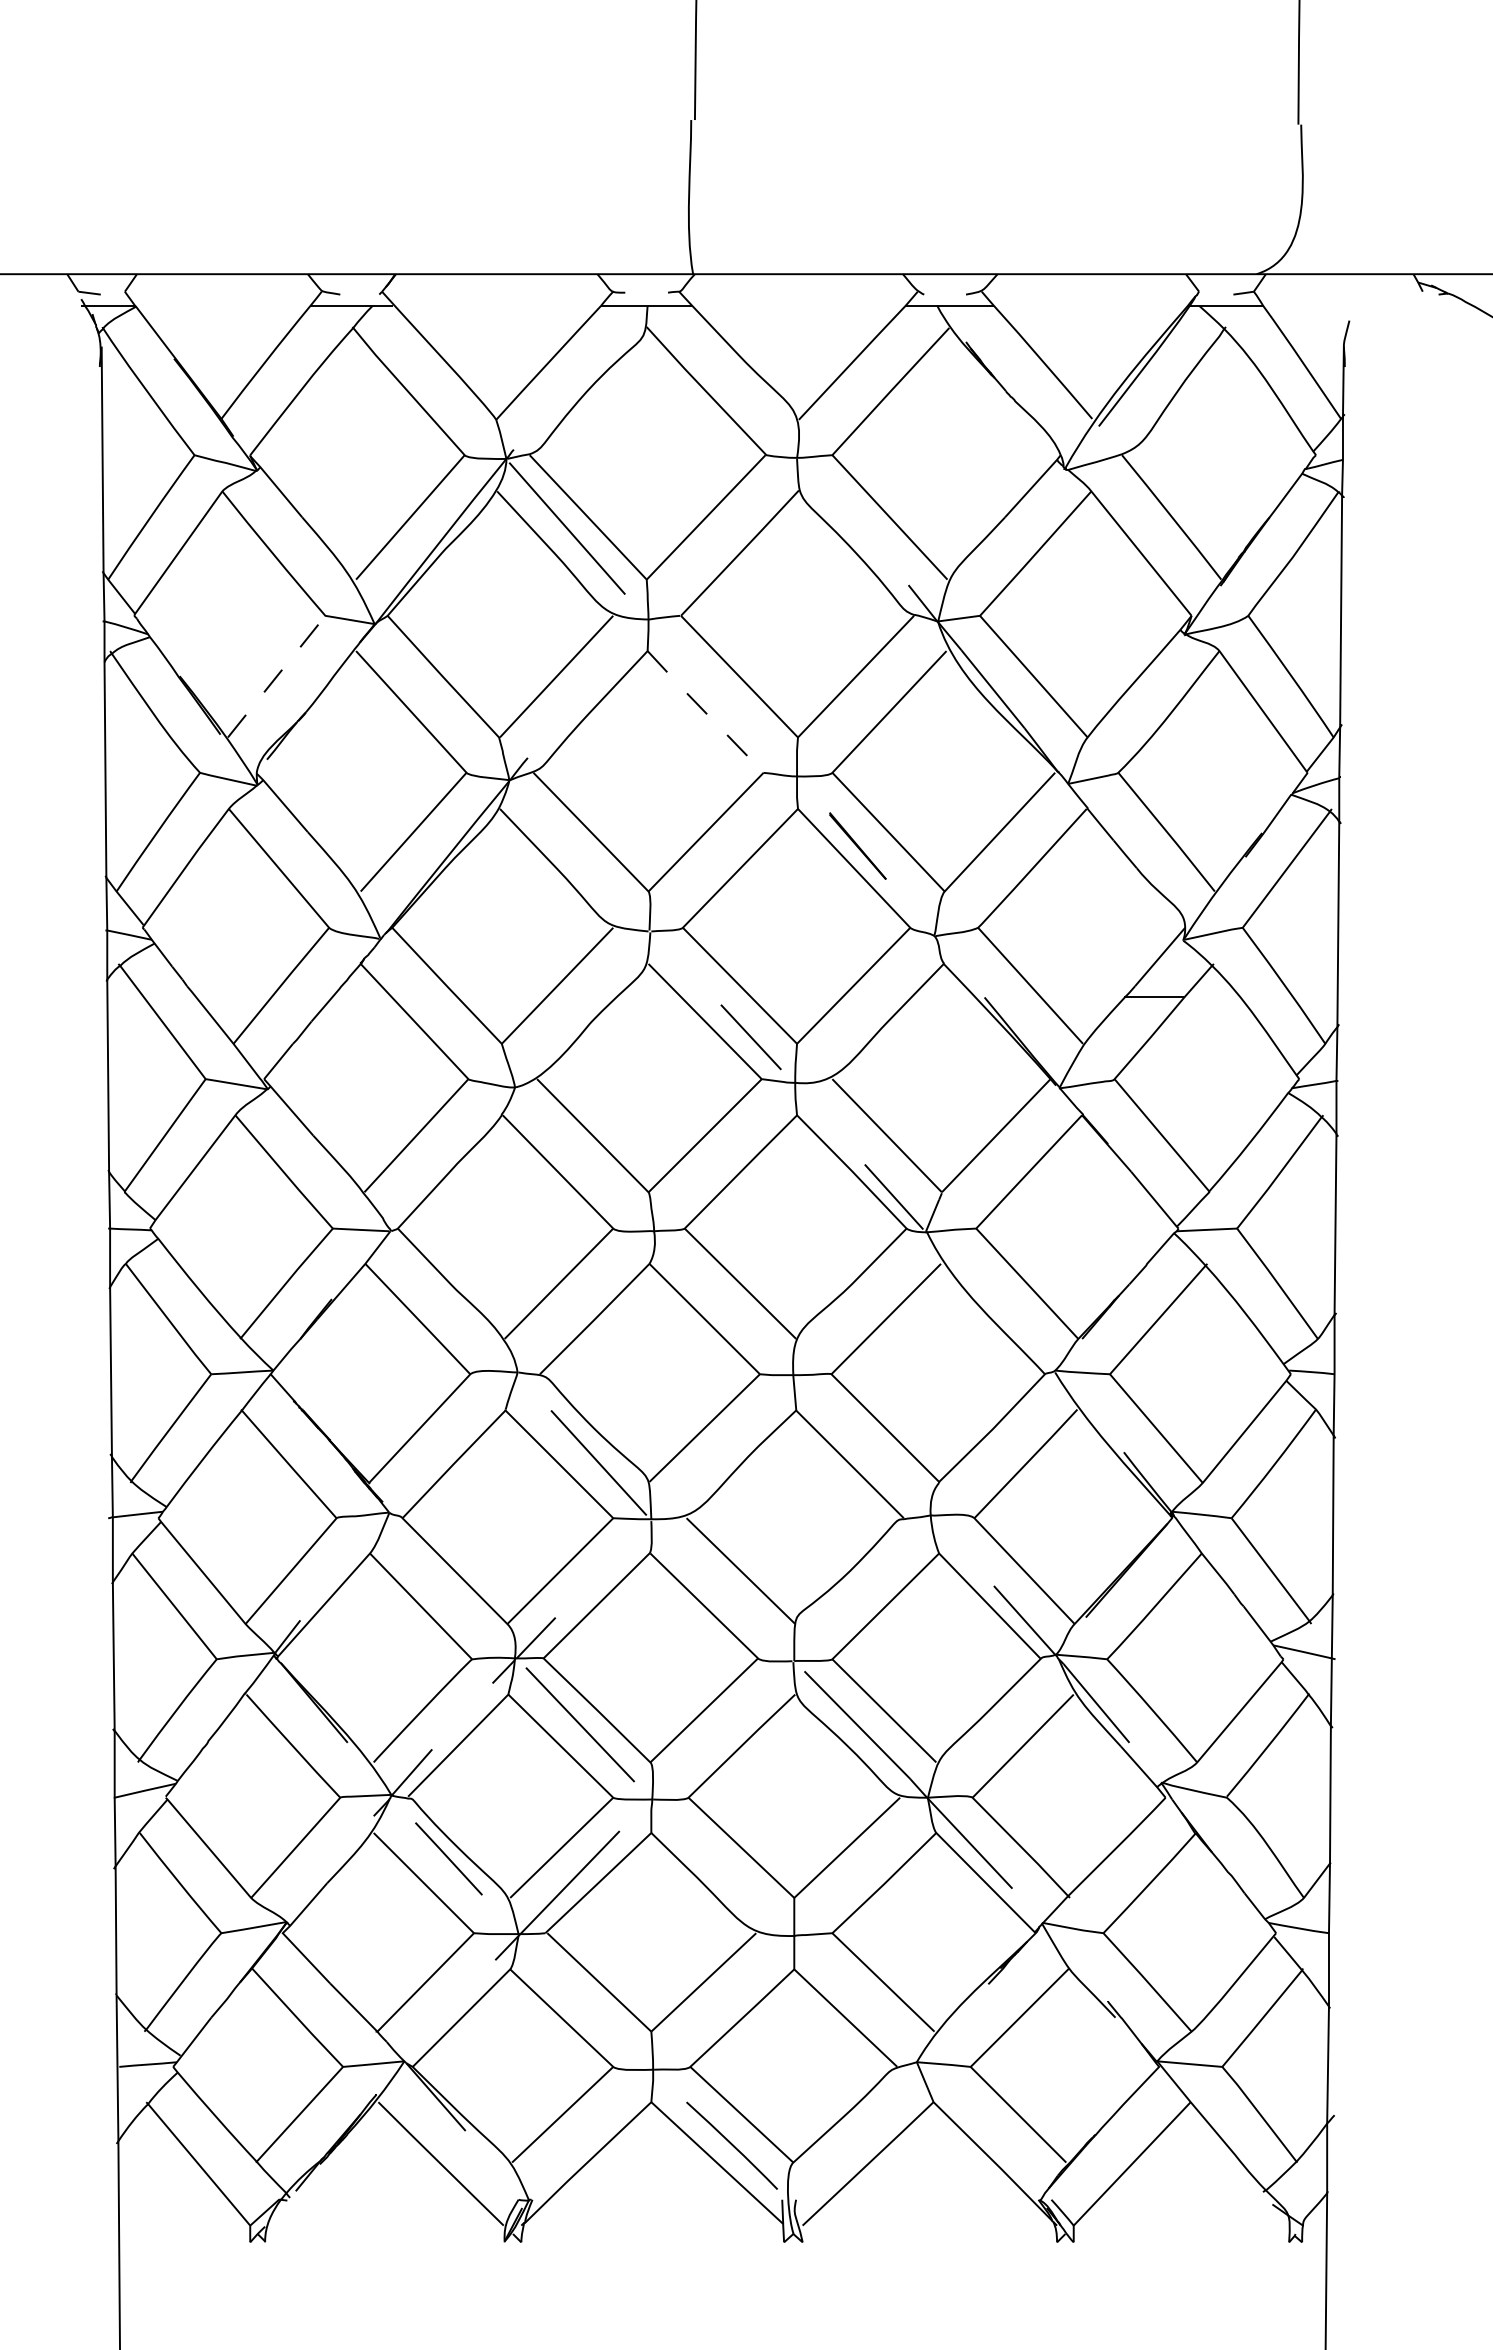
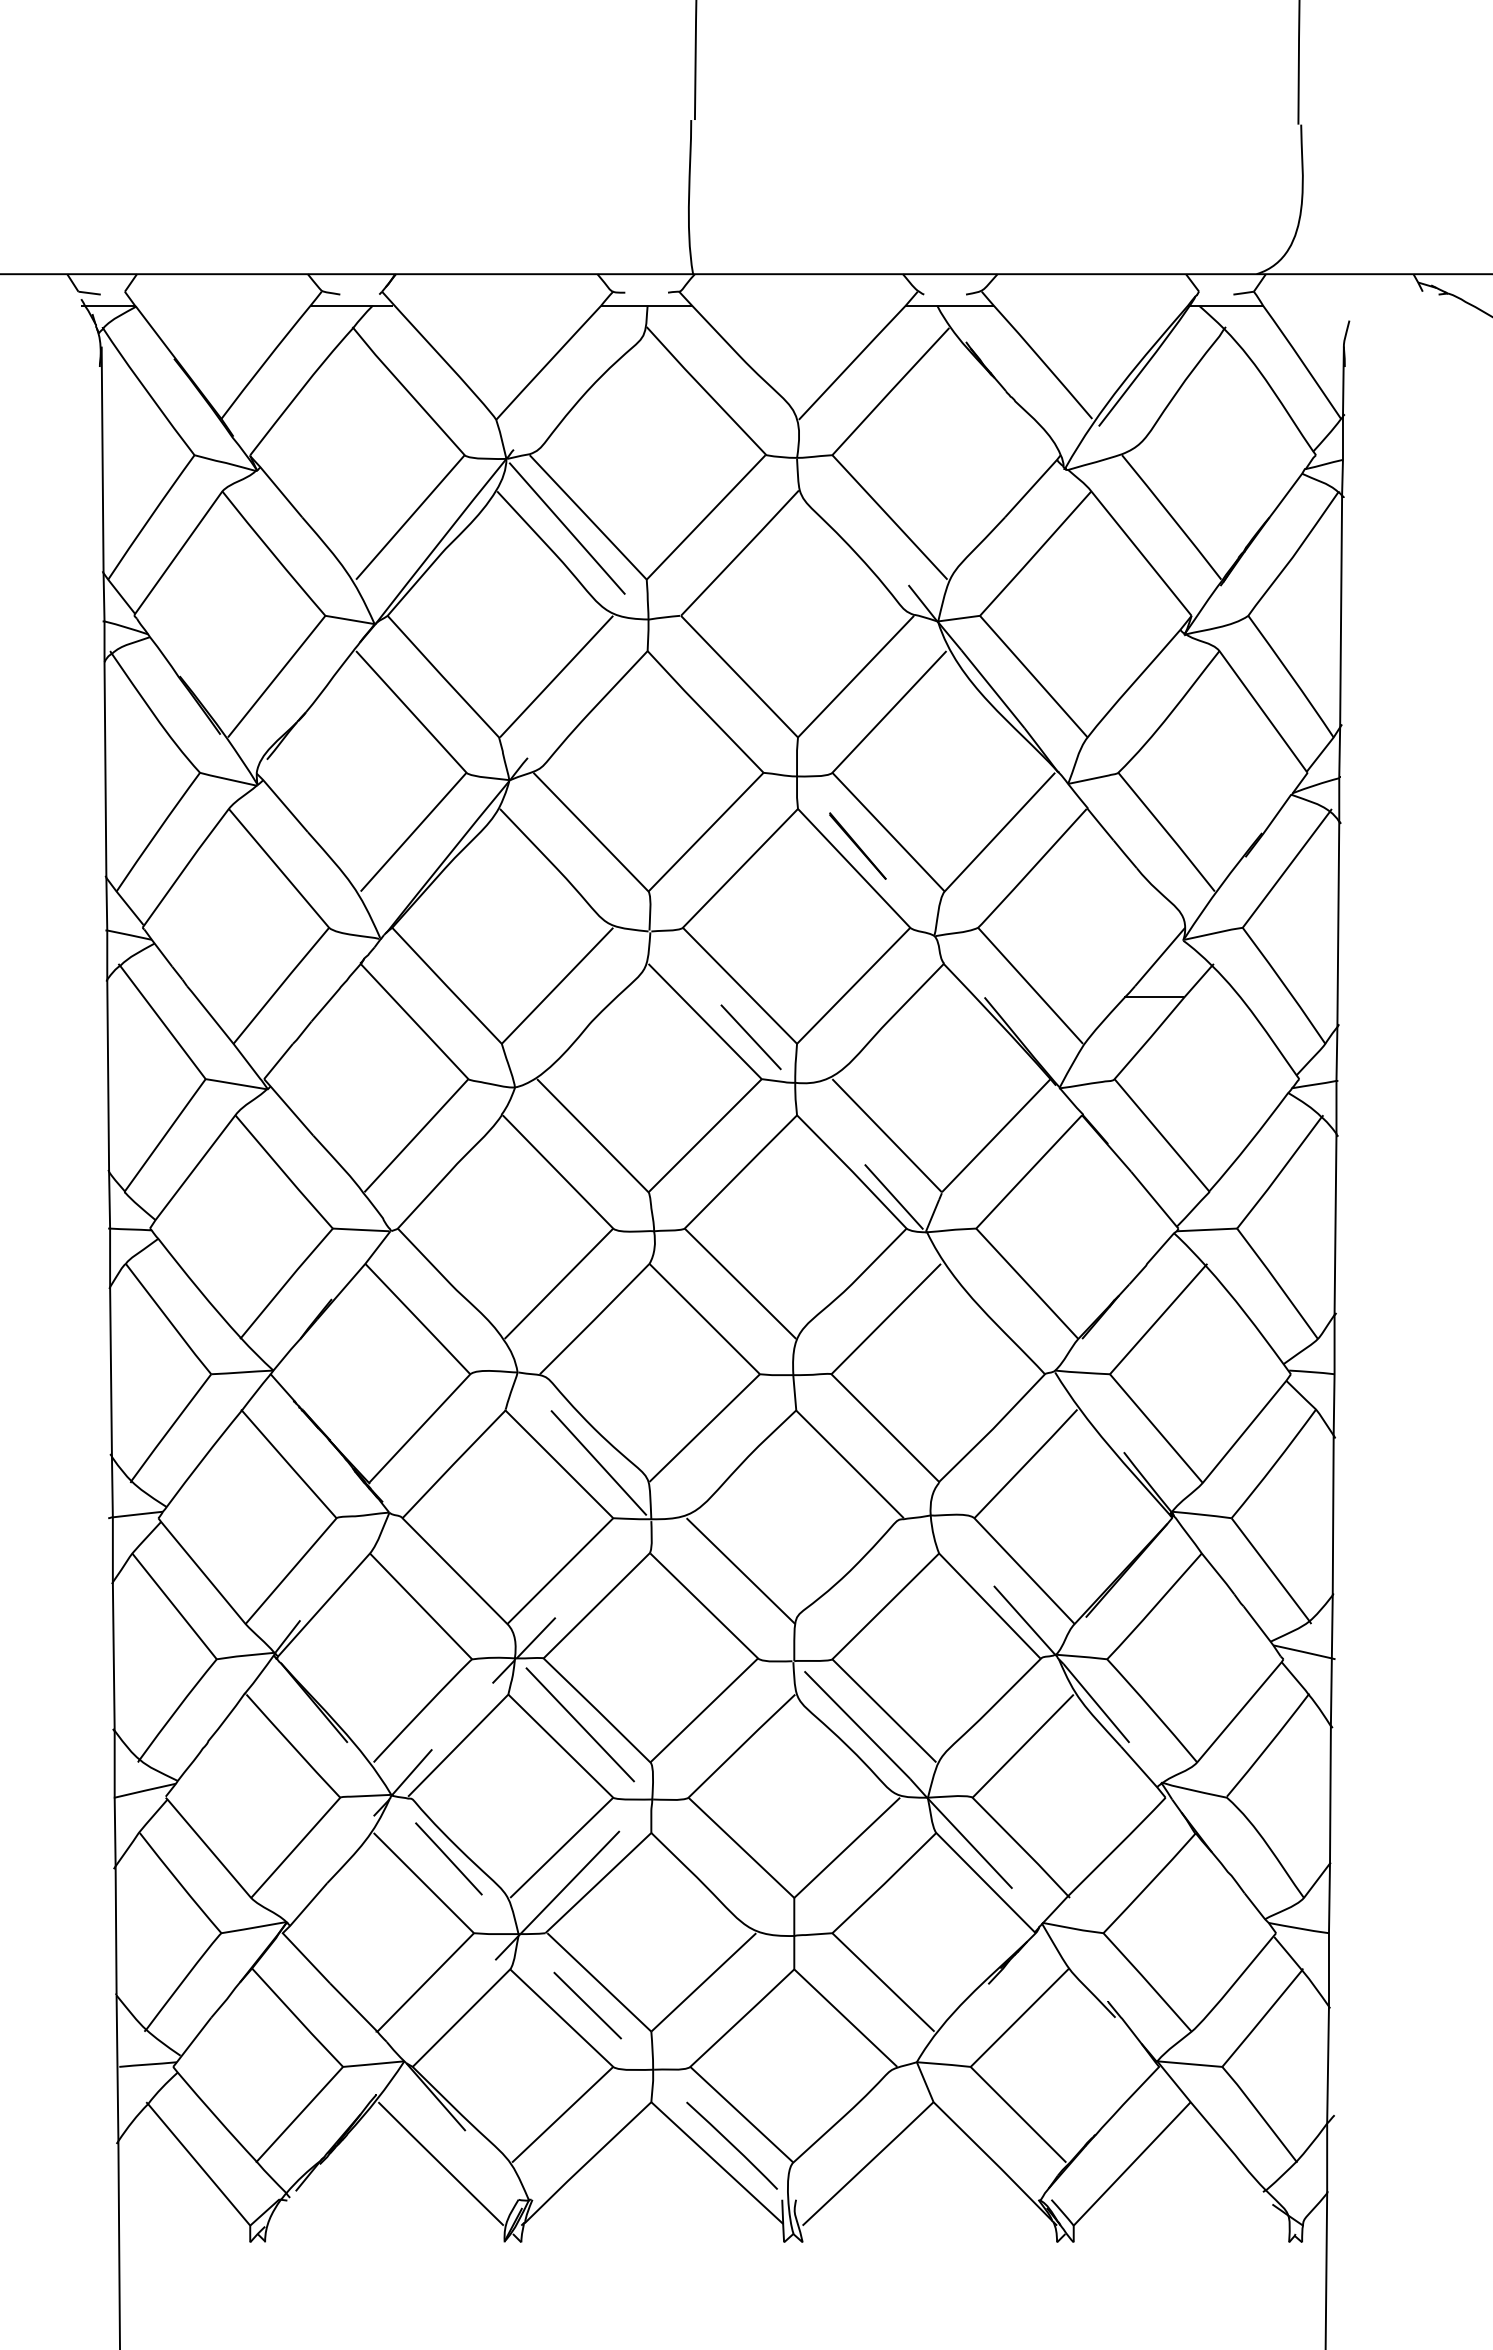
line: dashed -> solid (276, 676)
line: dashed -> solid (704, 711)
line: none -> present (587, 2005)
